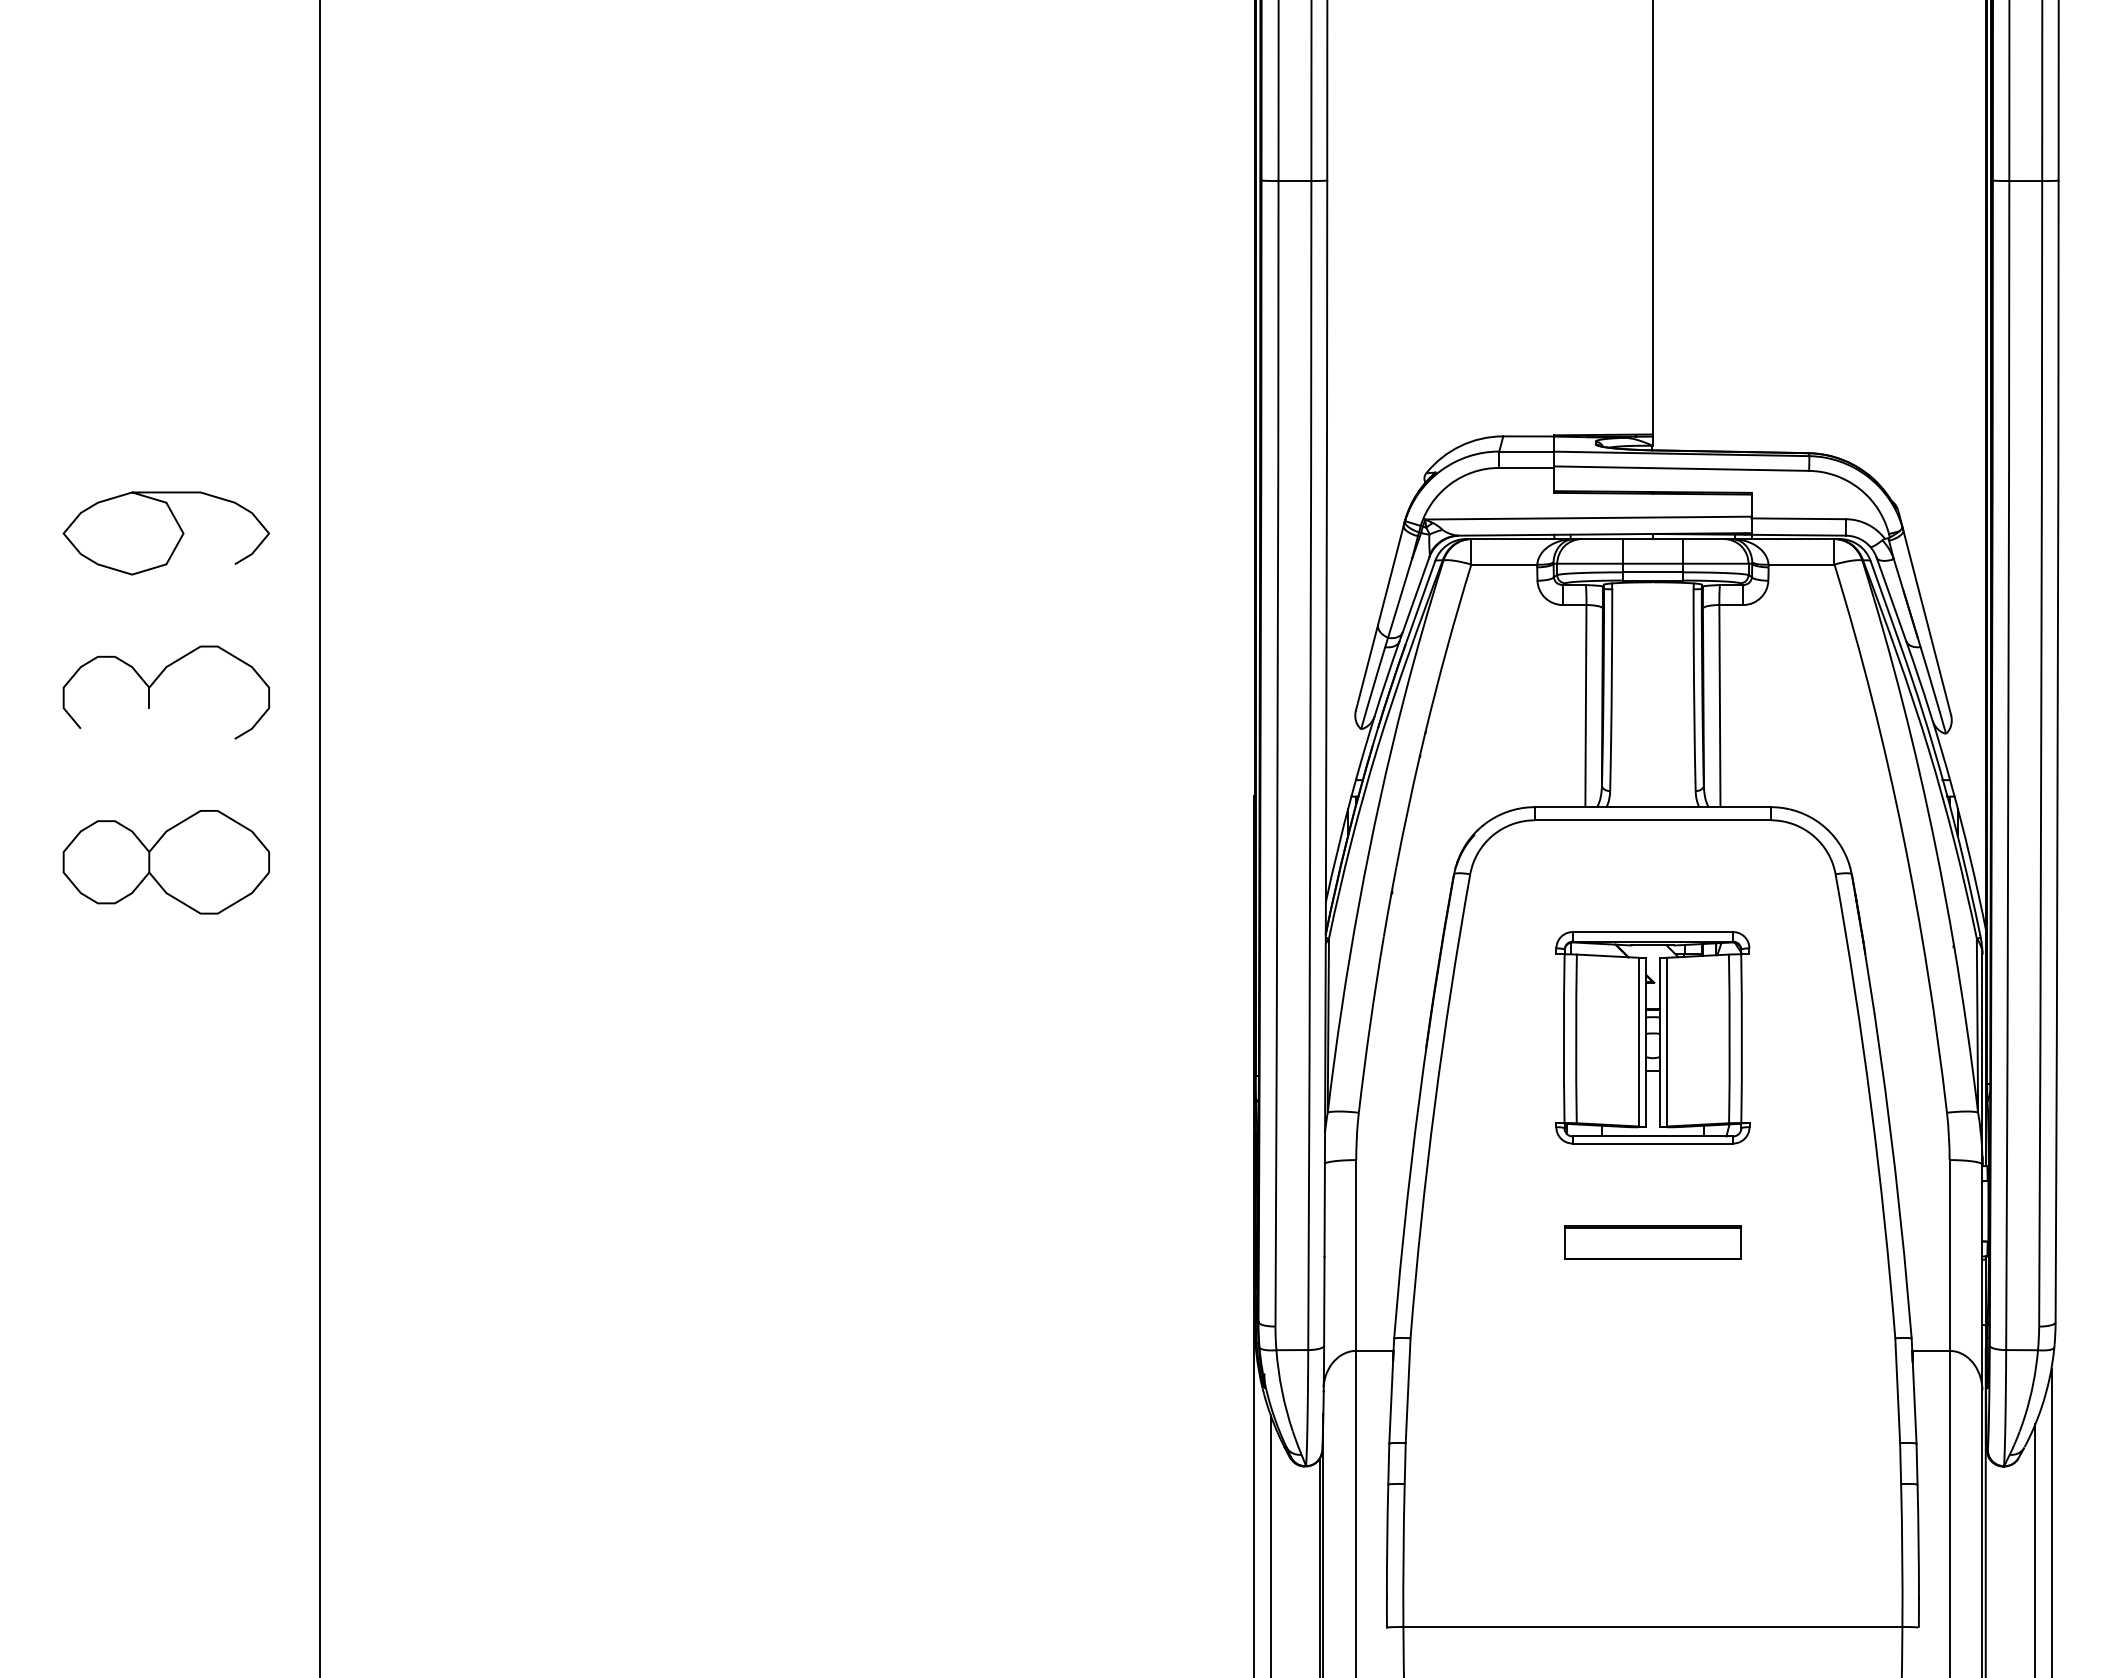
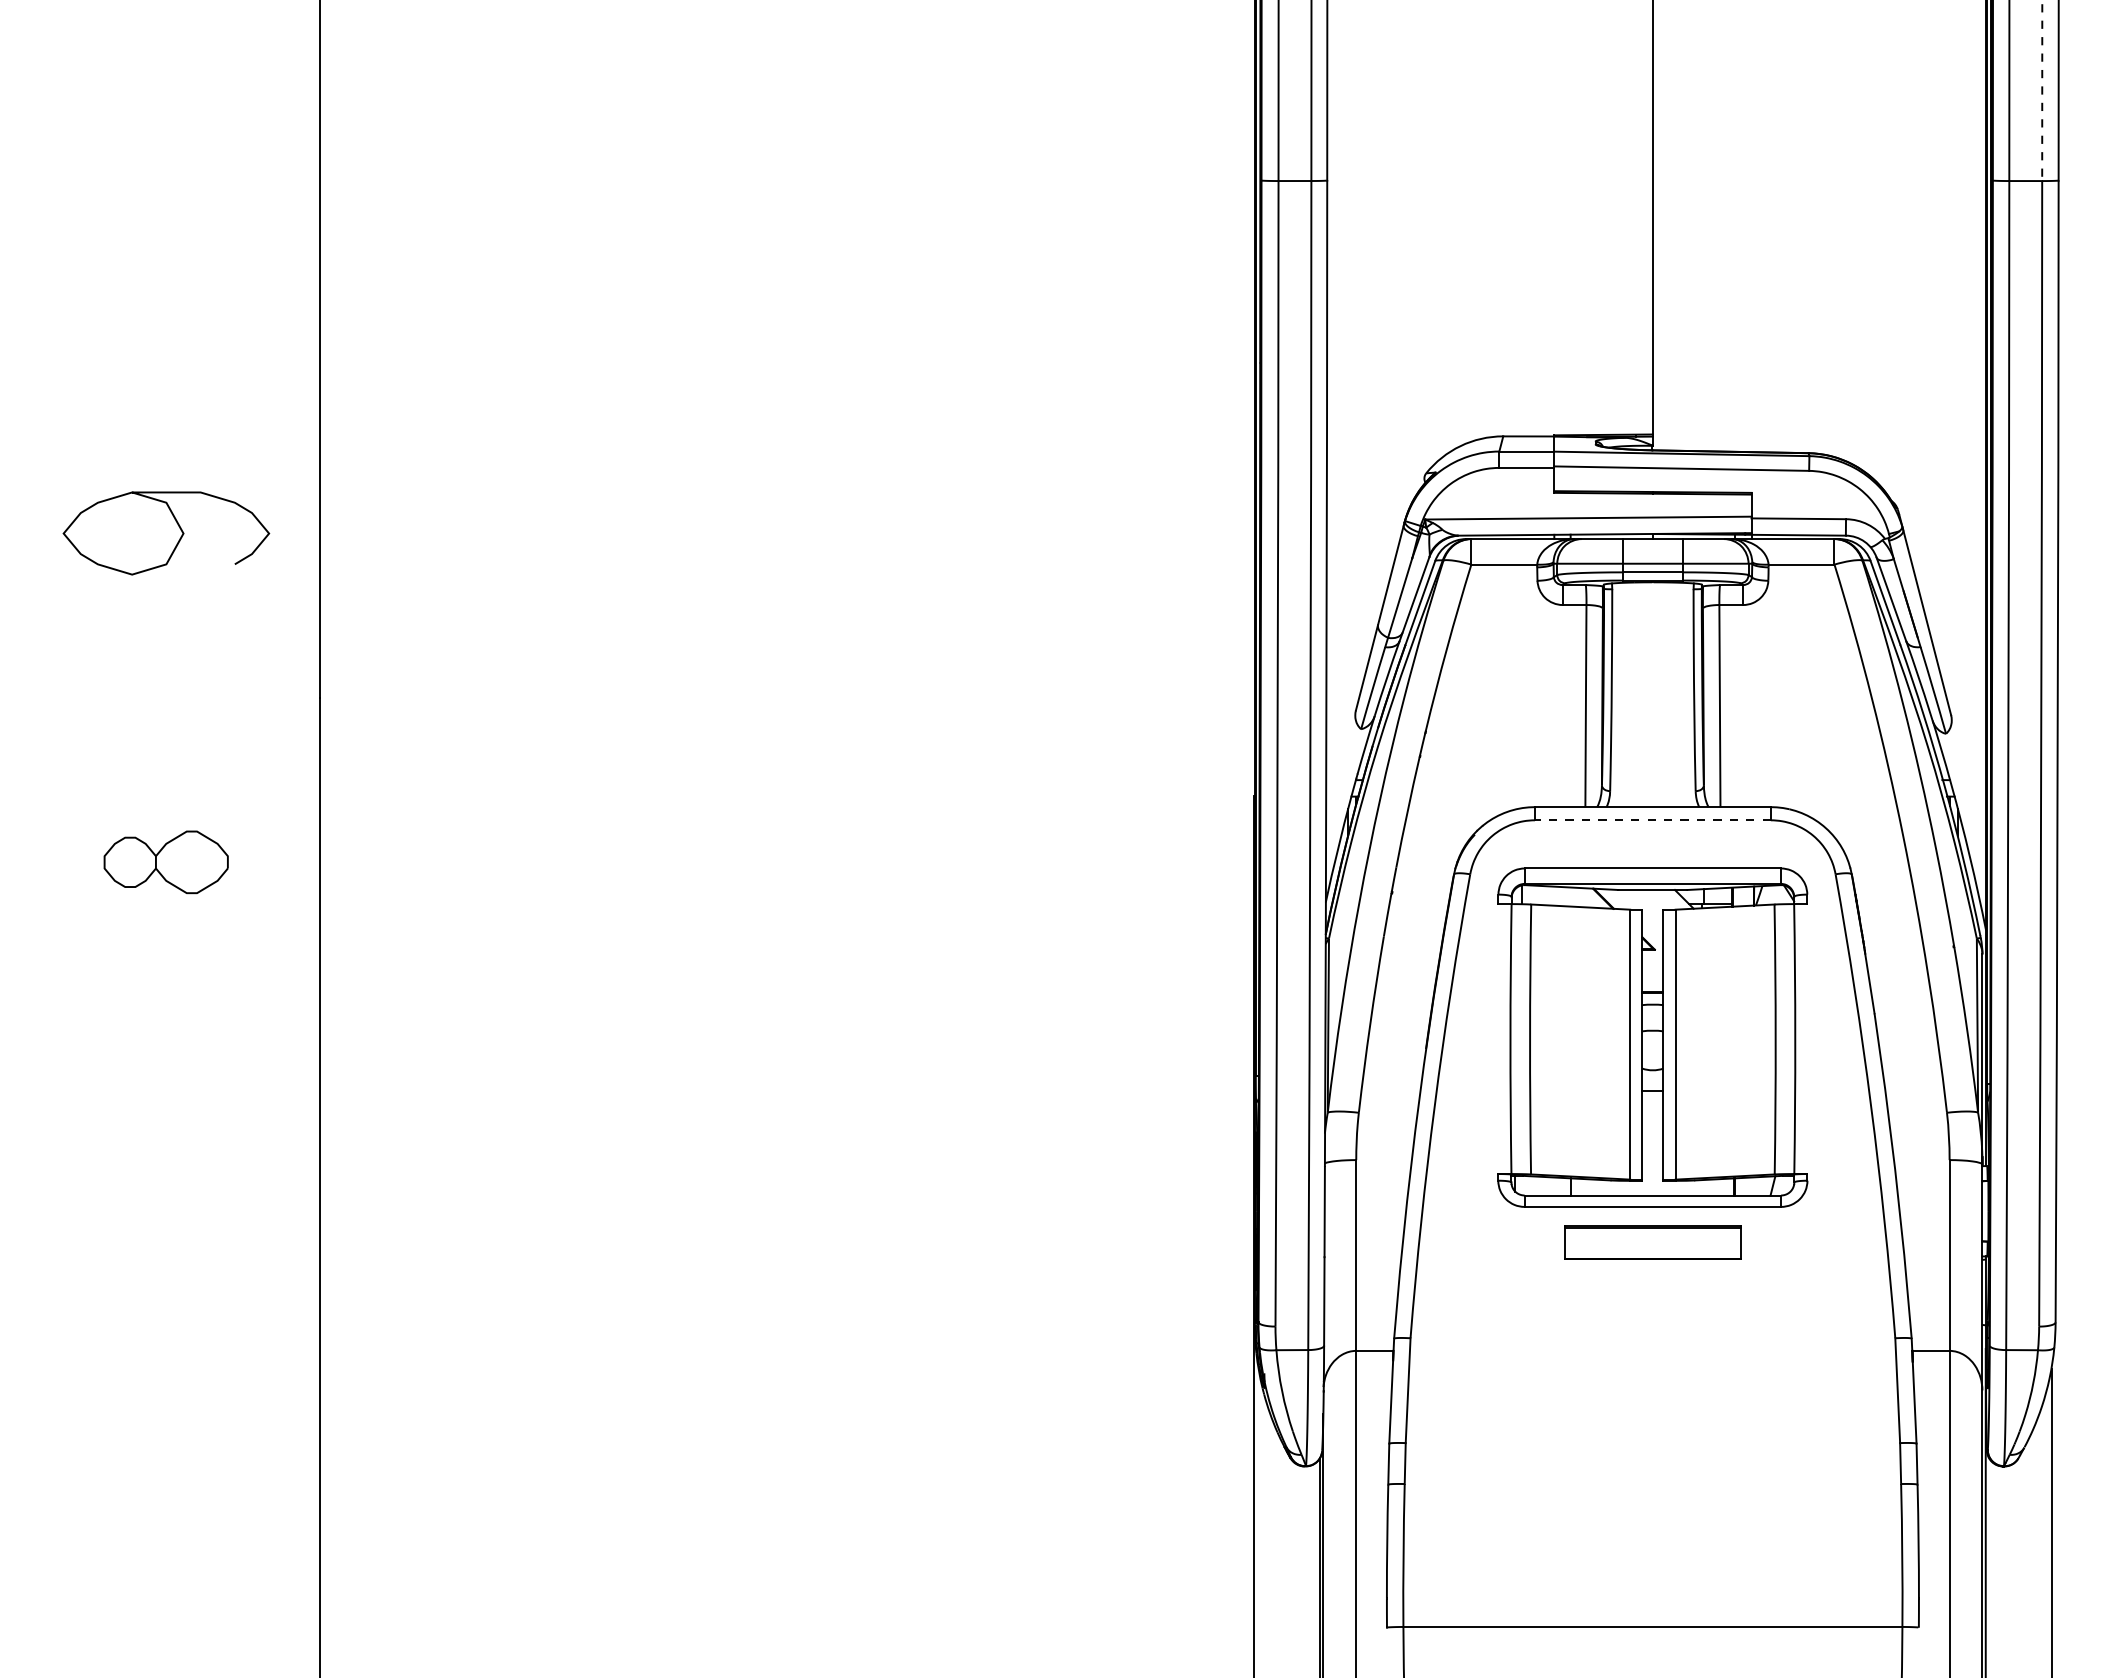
line: solid -> dashed (2042, 91)
part: present -> none (153, 684)
line: solid -> dashed (1652, 820)
part size: 208x105 px -> 126x65 px (165, 862)
part size: 196x214 px -> 312x341 px (1652, 1037)
line: present -> none (1270, 1544)
line: present -> none (2035, 1549)
